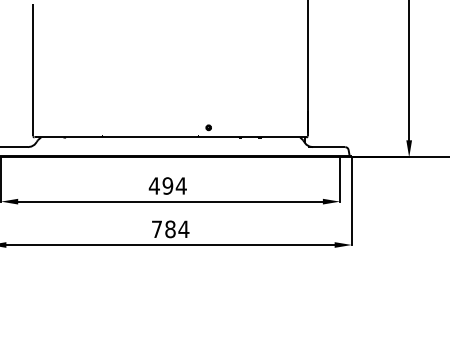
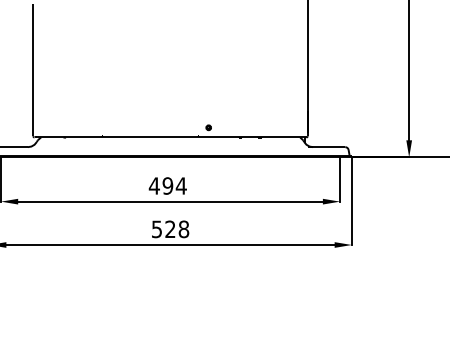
text: 784 -> 528 (170, 229)
